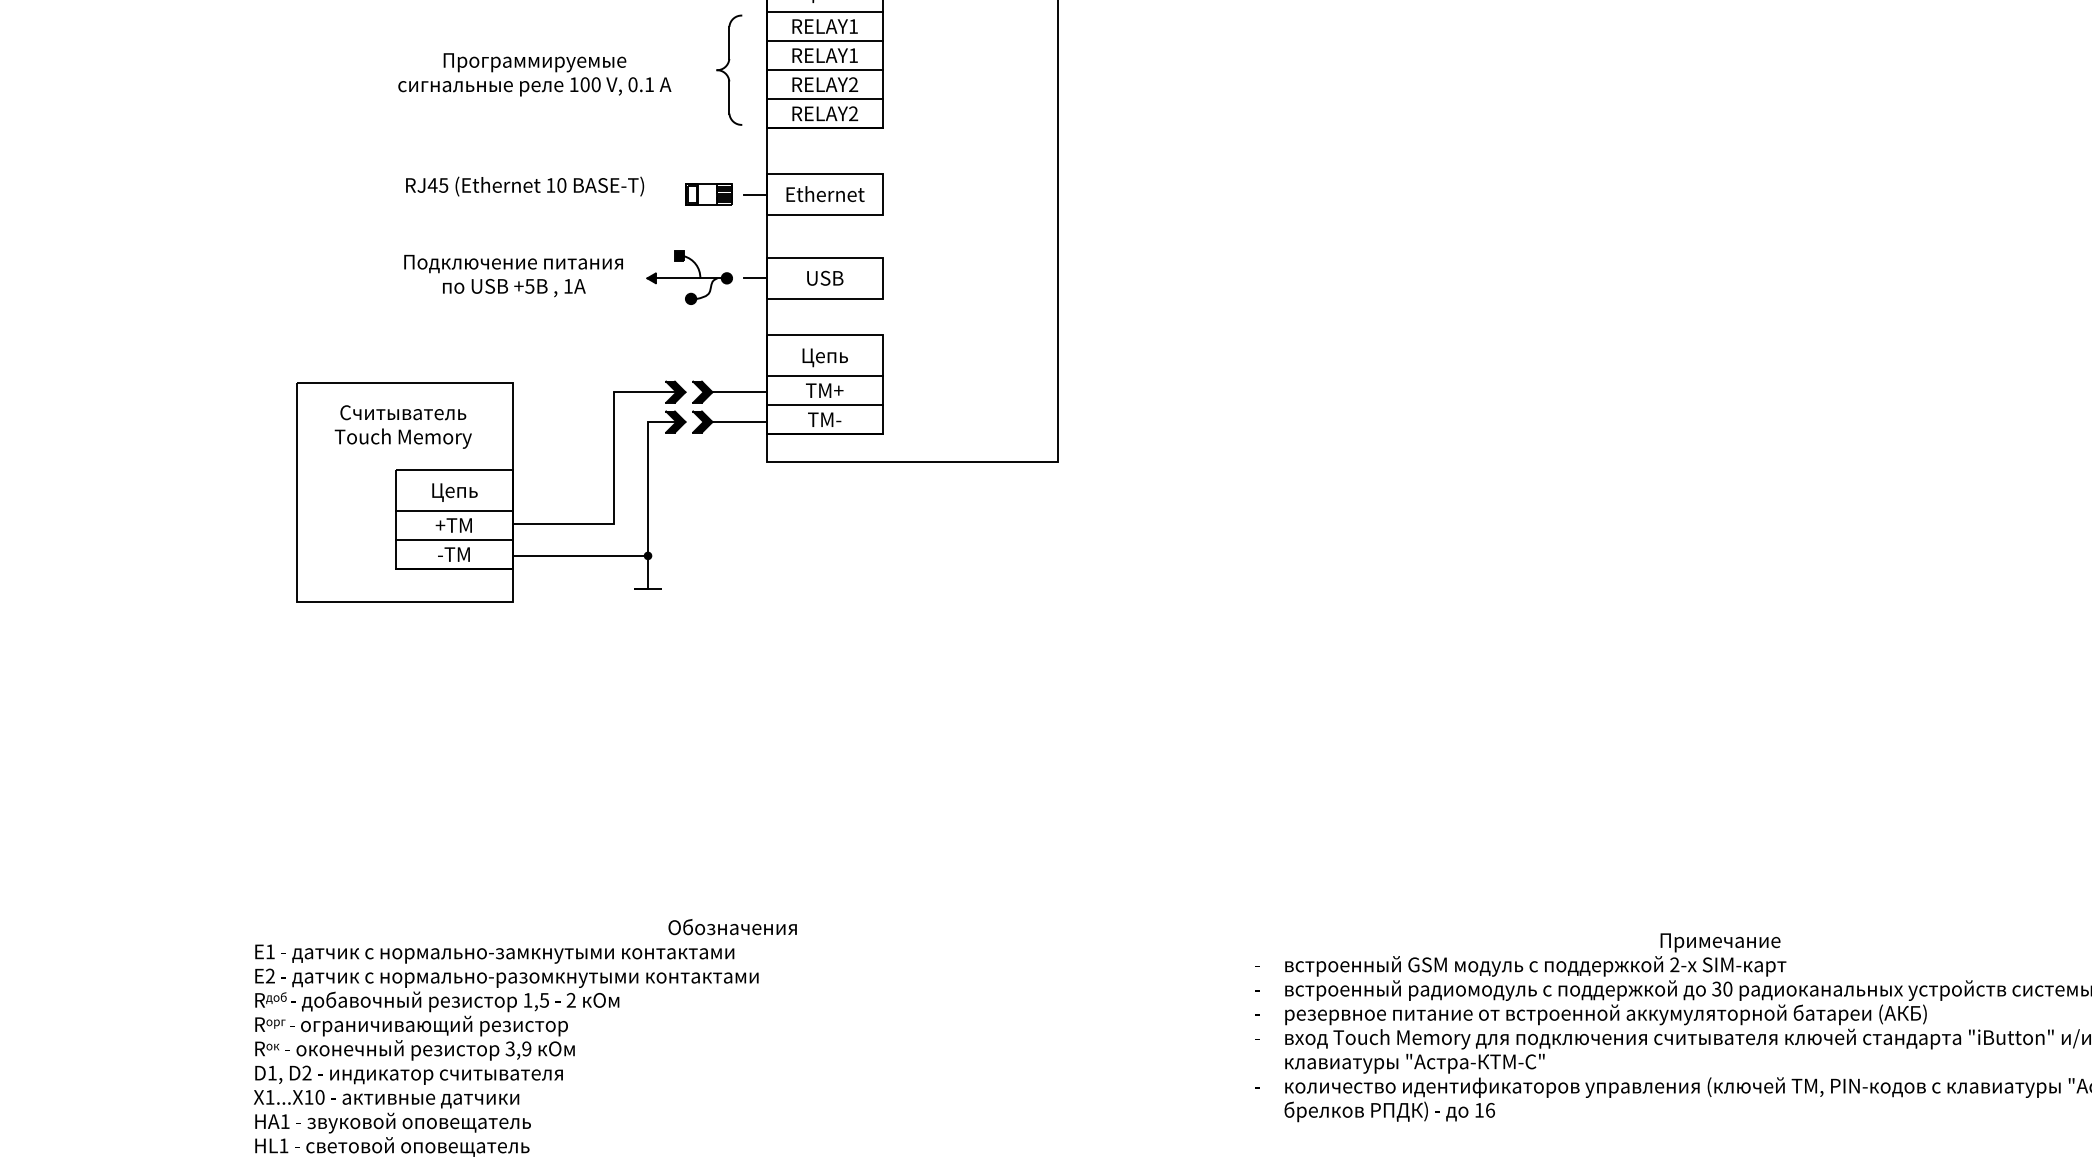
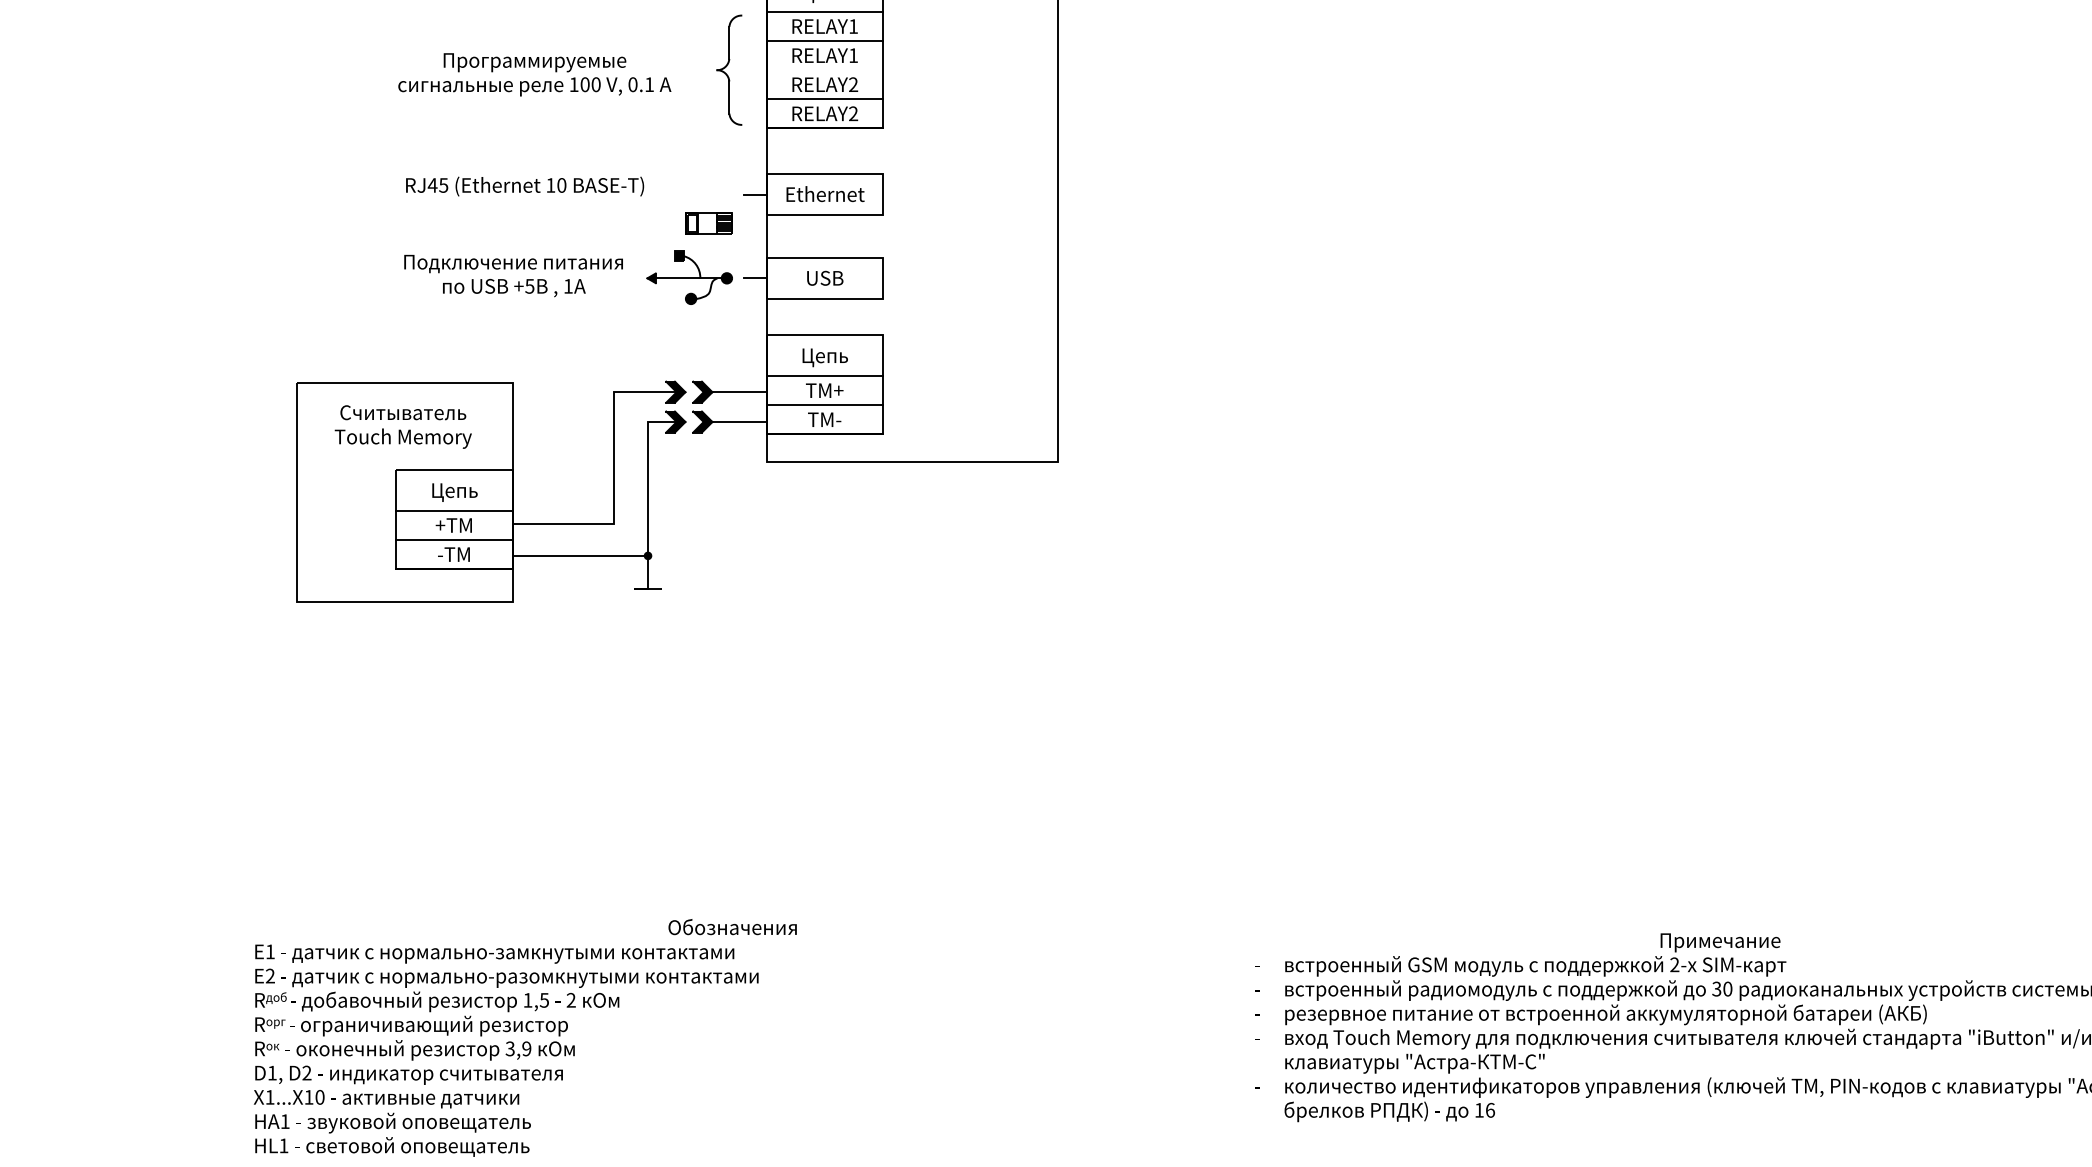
line: present -> none (824, 70)
part position: (708, 194) -> (708, 223) (708, 223)
